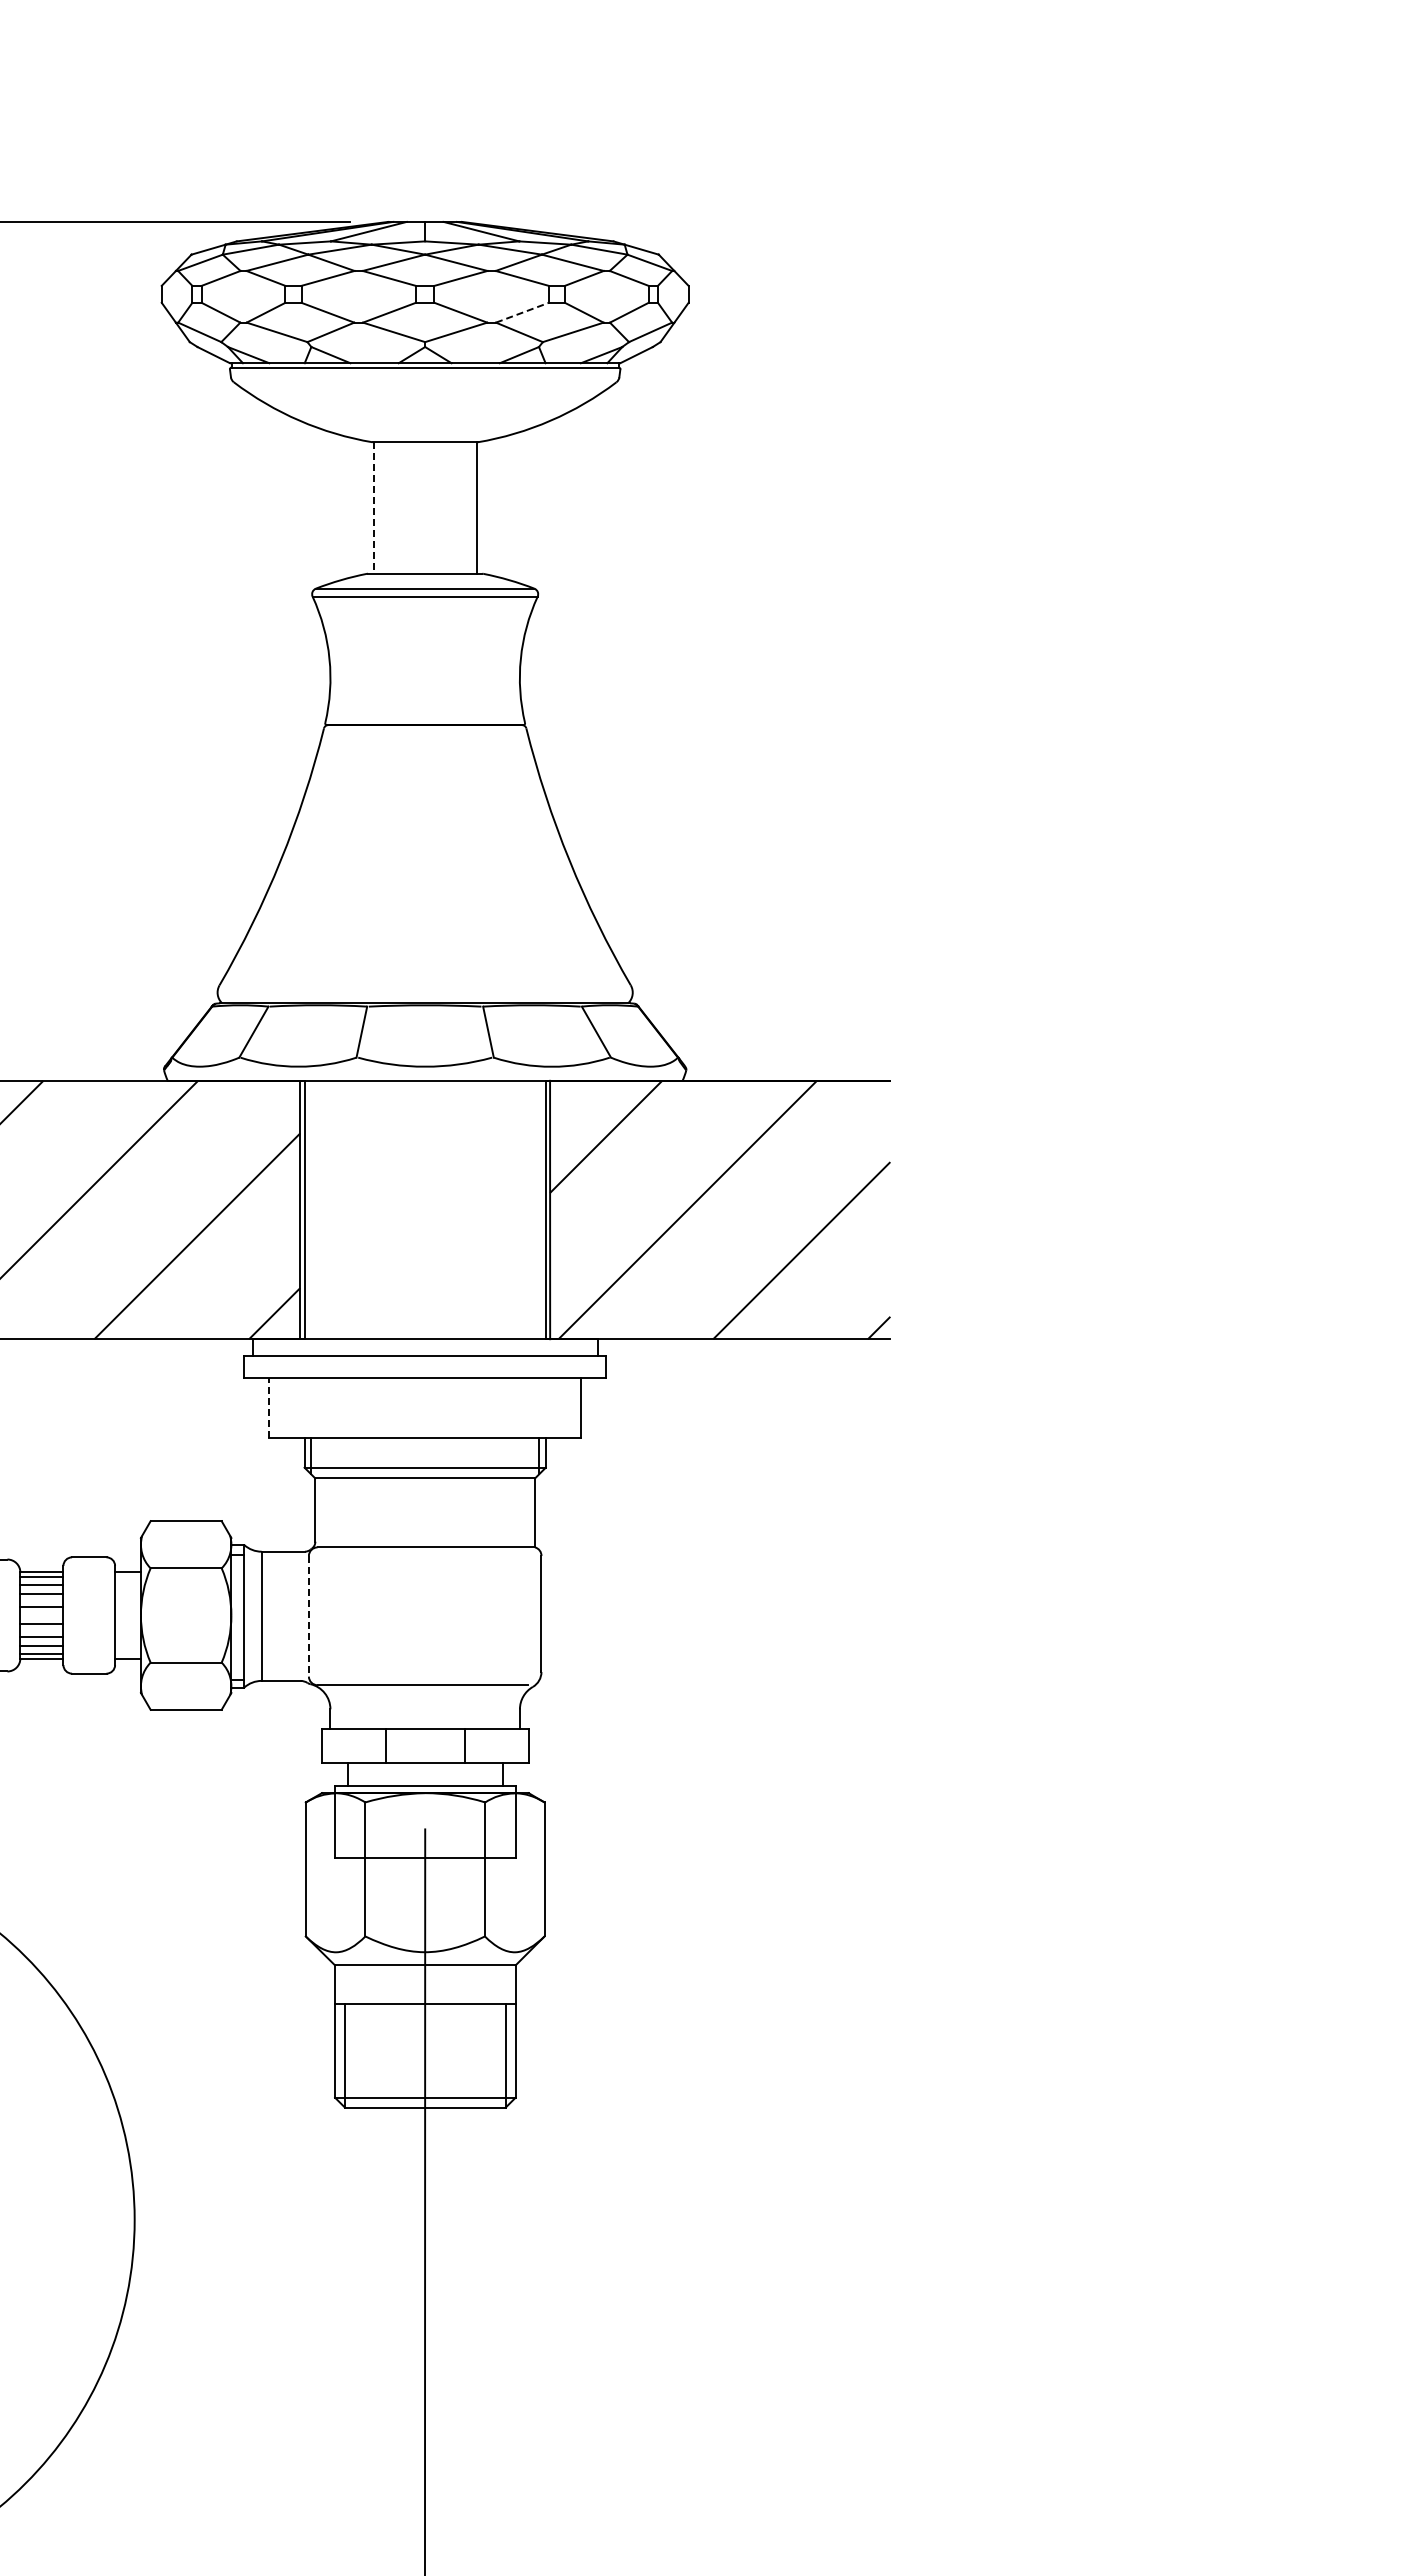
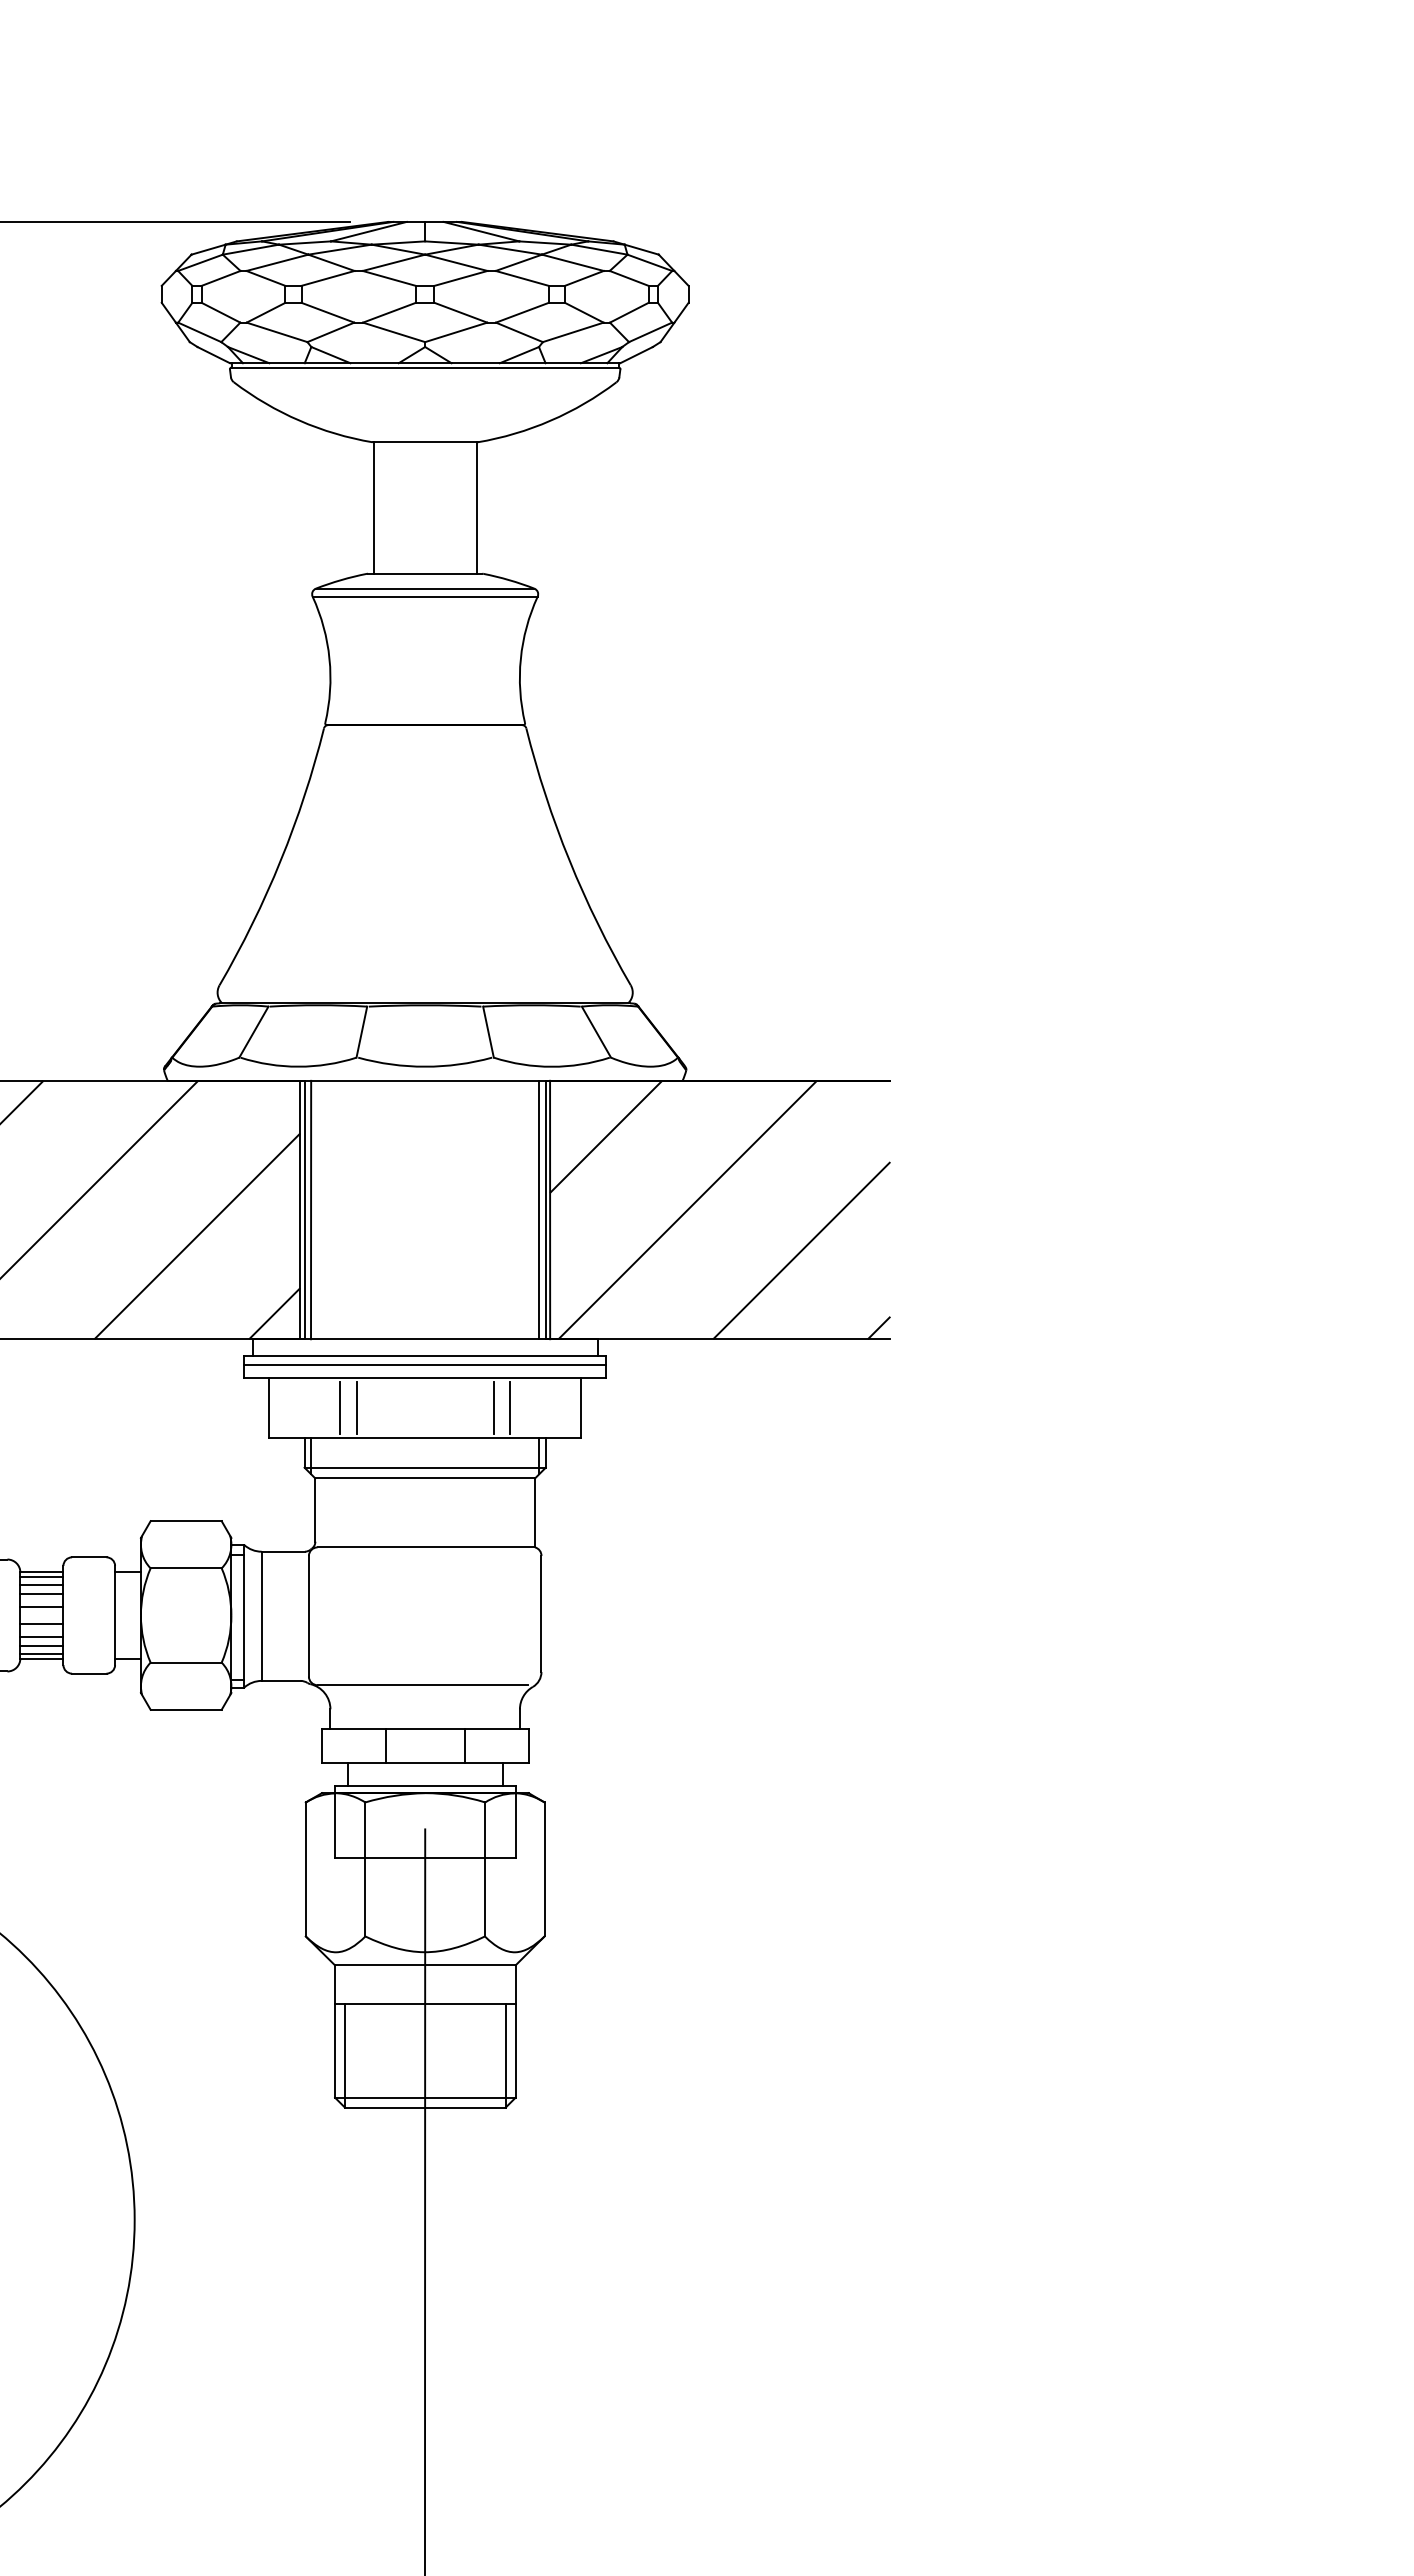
line: dashed -> solid (522, 312)
line: dashed -> solid (373, 508)
line: none -> present (311, 1209)
line: none -> present (539, 1209)
line: none -> present (425, 1365)
line: dashed -> solid (269, 1407)
line: none -> present (340, 1408)
line: none -> present (356, 1408)
line: none -> present (493, 1408)
line: none -> present (510, 1408)
line: dashed -> solid (308, 1616)
